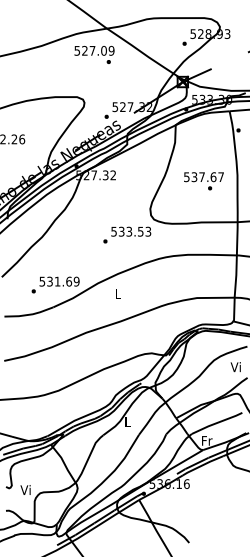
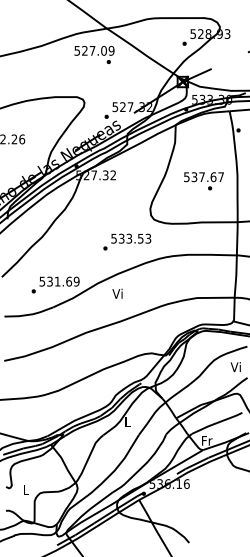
text position: (127, 234) -> (127, 241) (127, 241)
text: L -> Vi (117, 293)
text: Vi -> L (25, 489)
